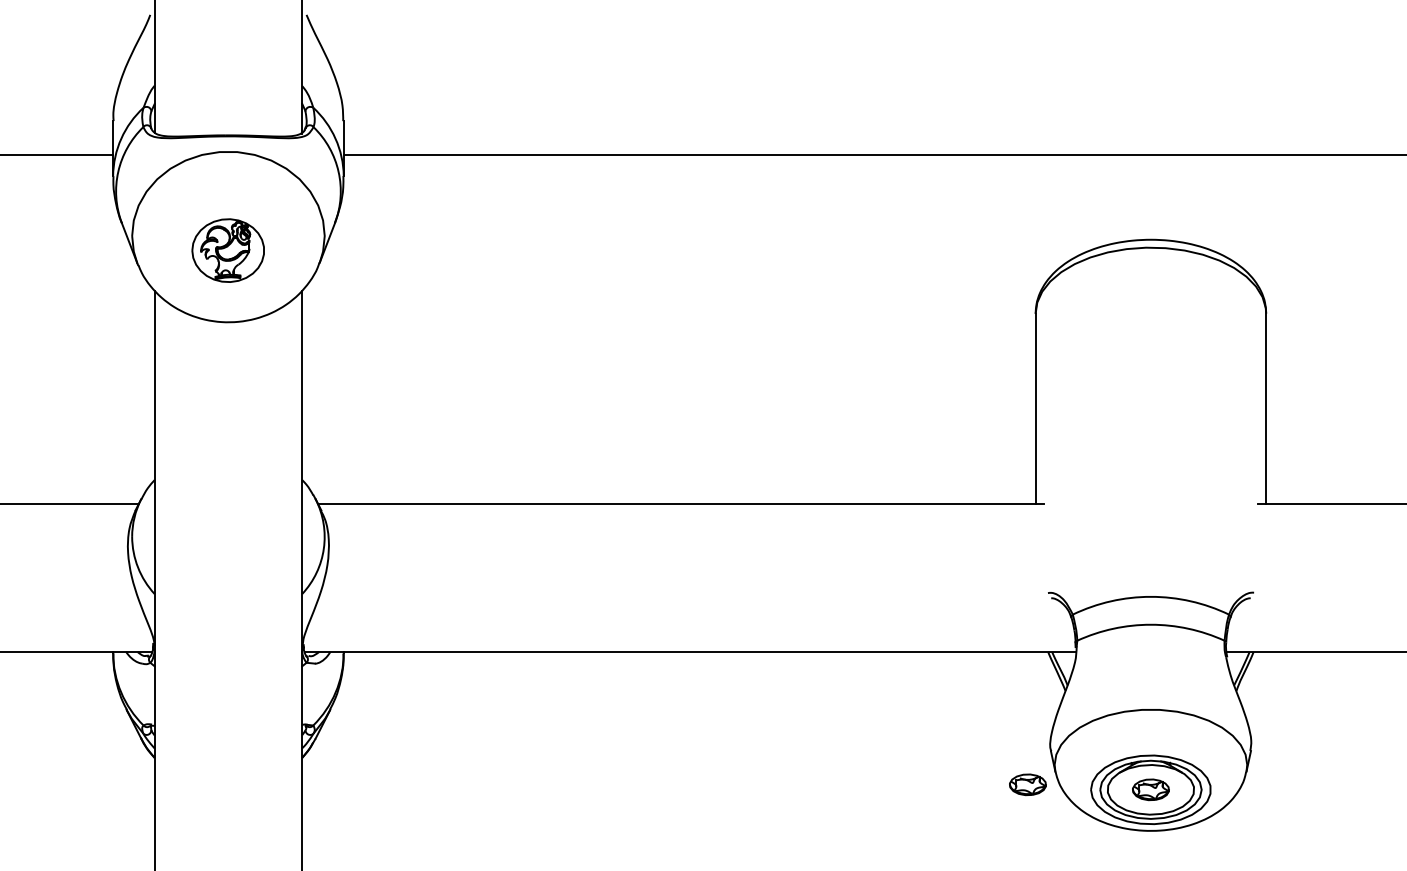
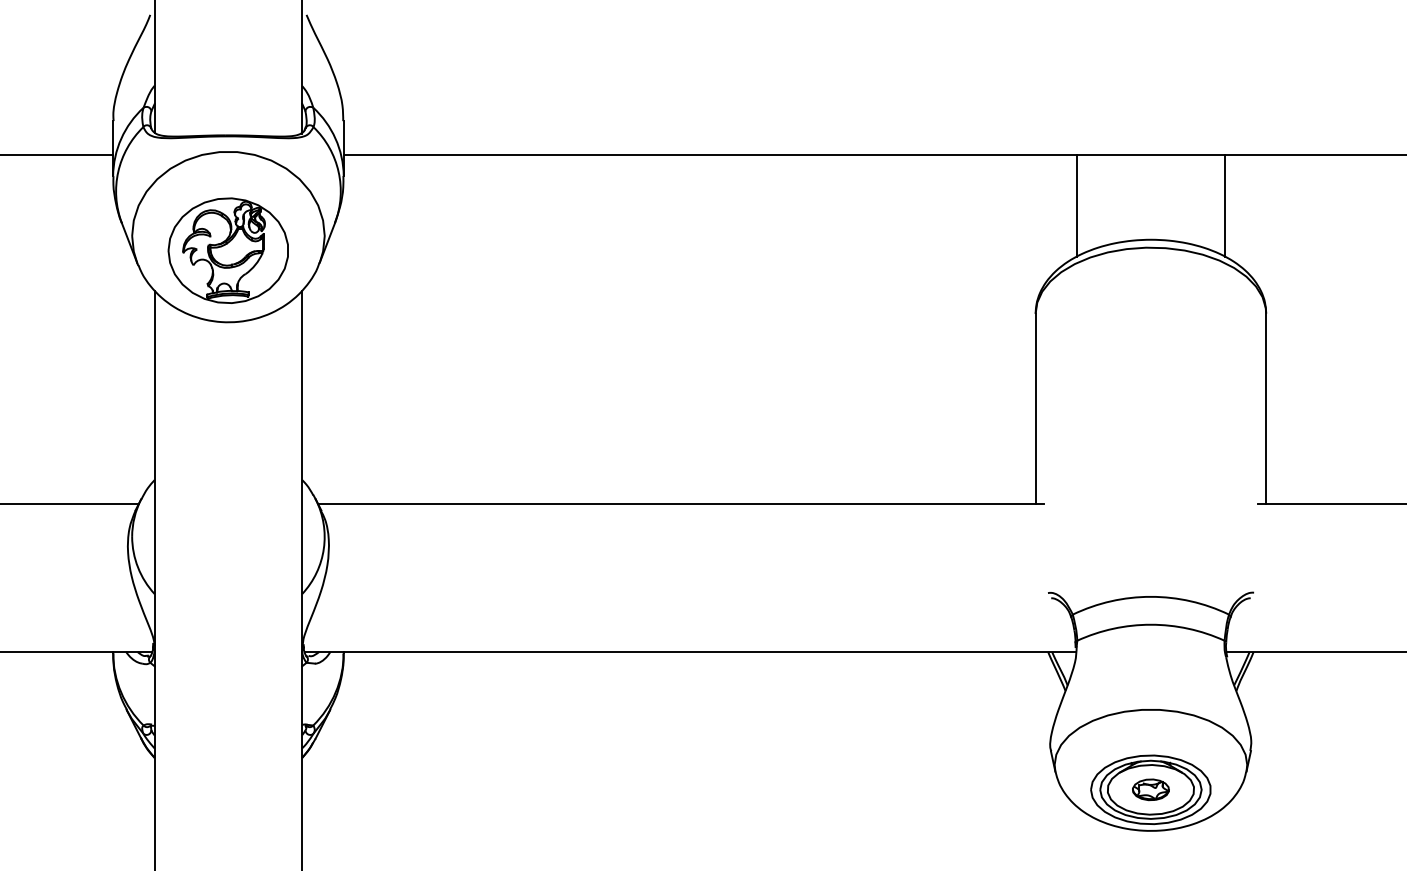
line: none -> present (1077, 206)
line: none -> present (1224, 206)
part size: 74x65 px -> 122x107 px (227, 250)
part: present -> none (1027, 784)
